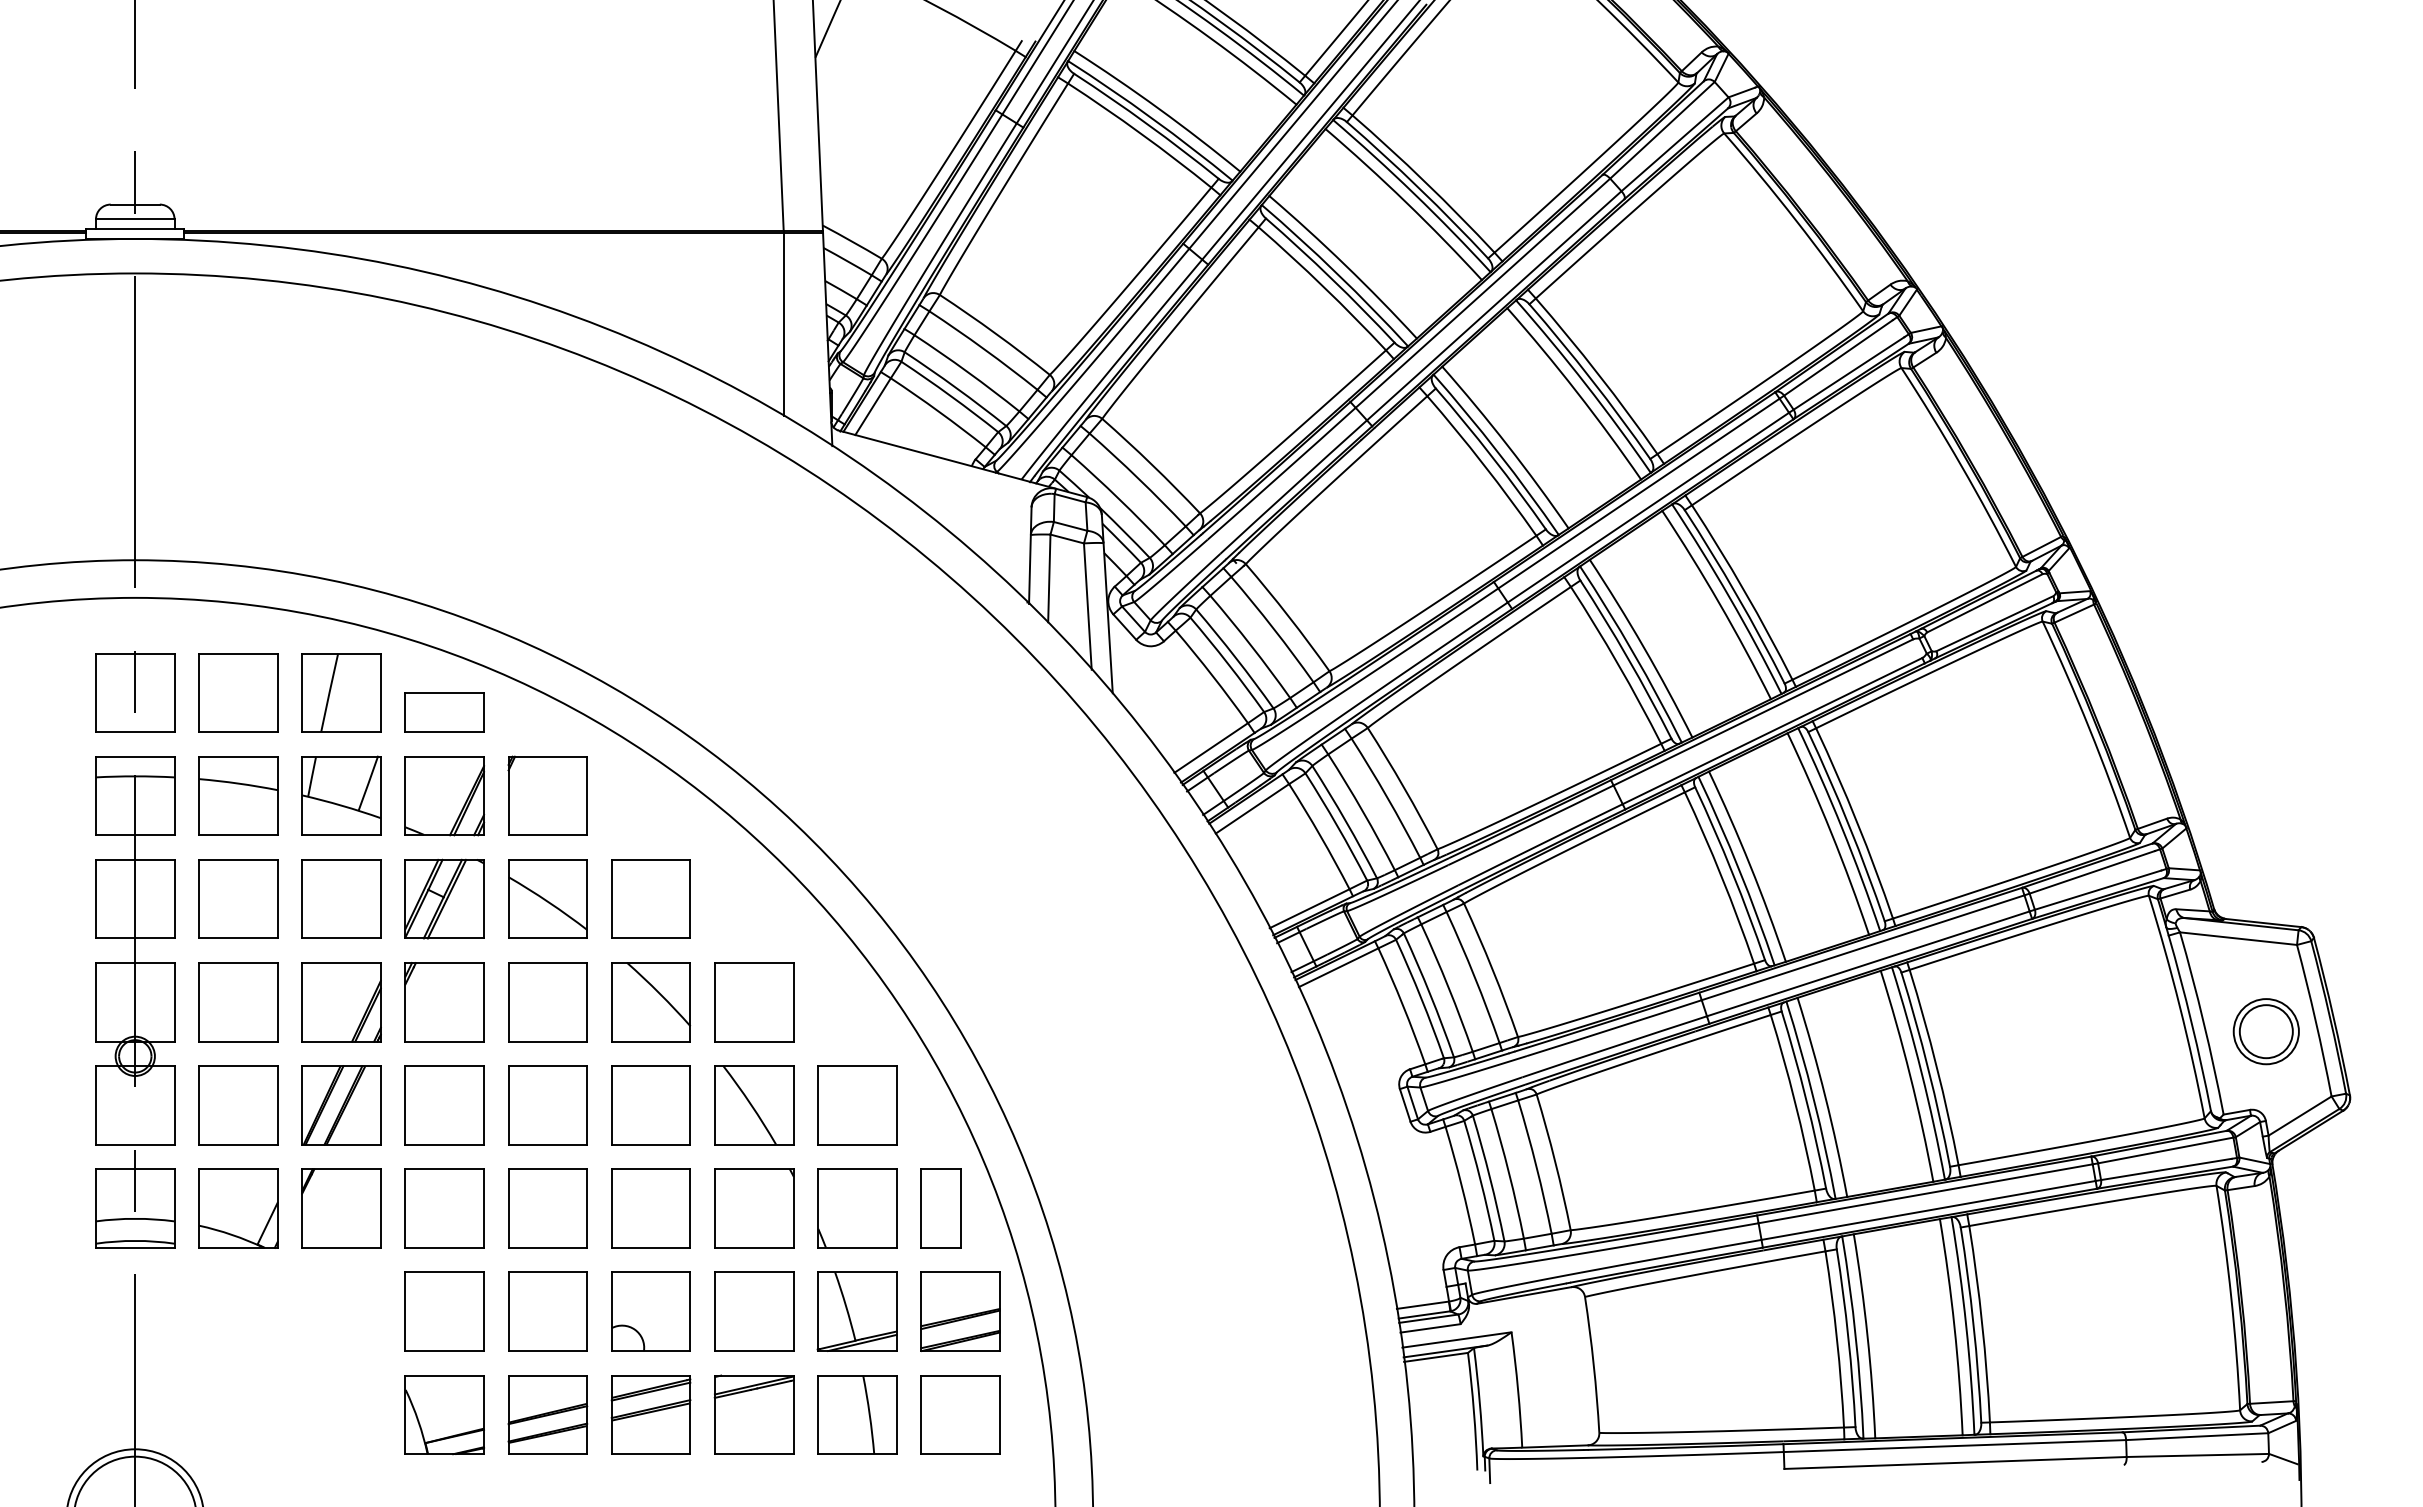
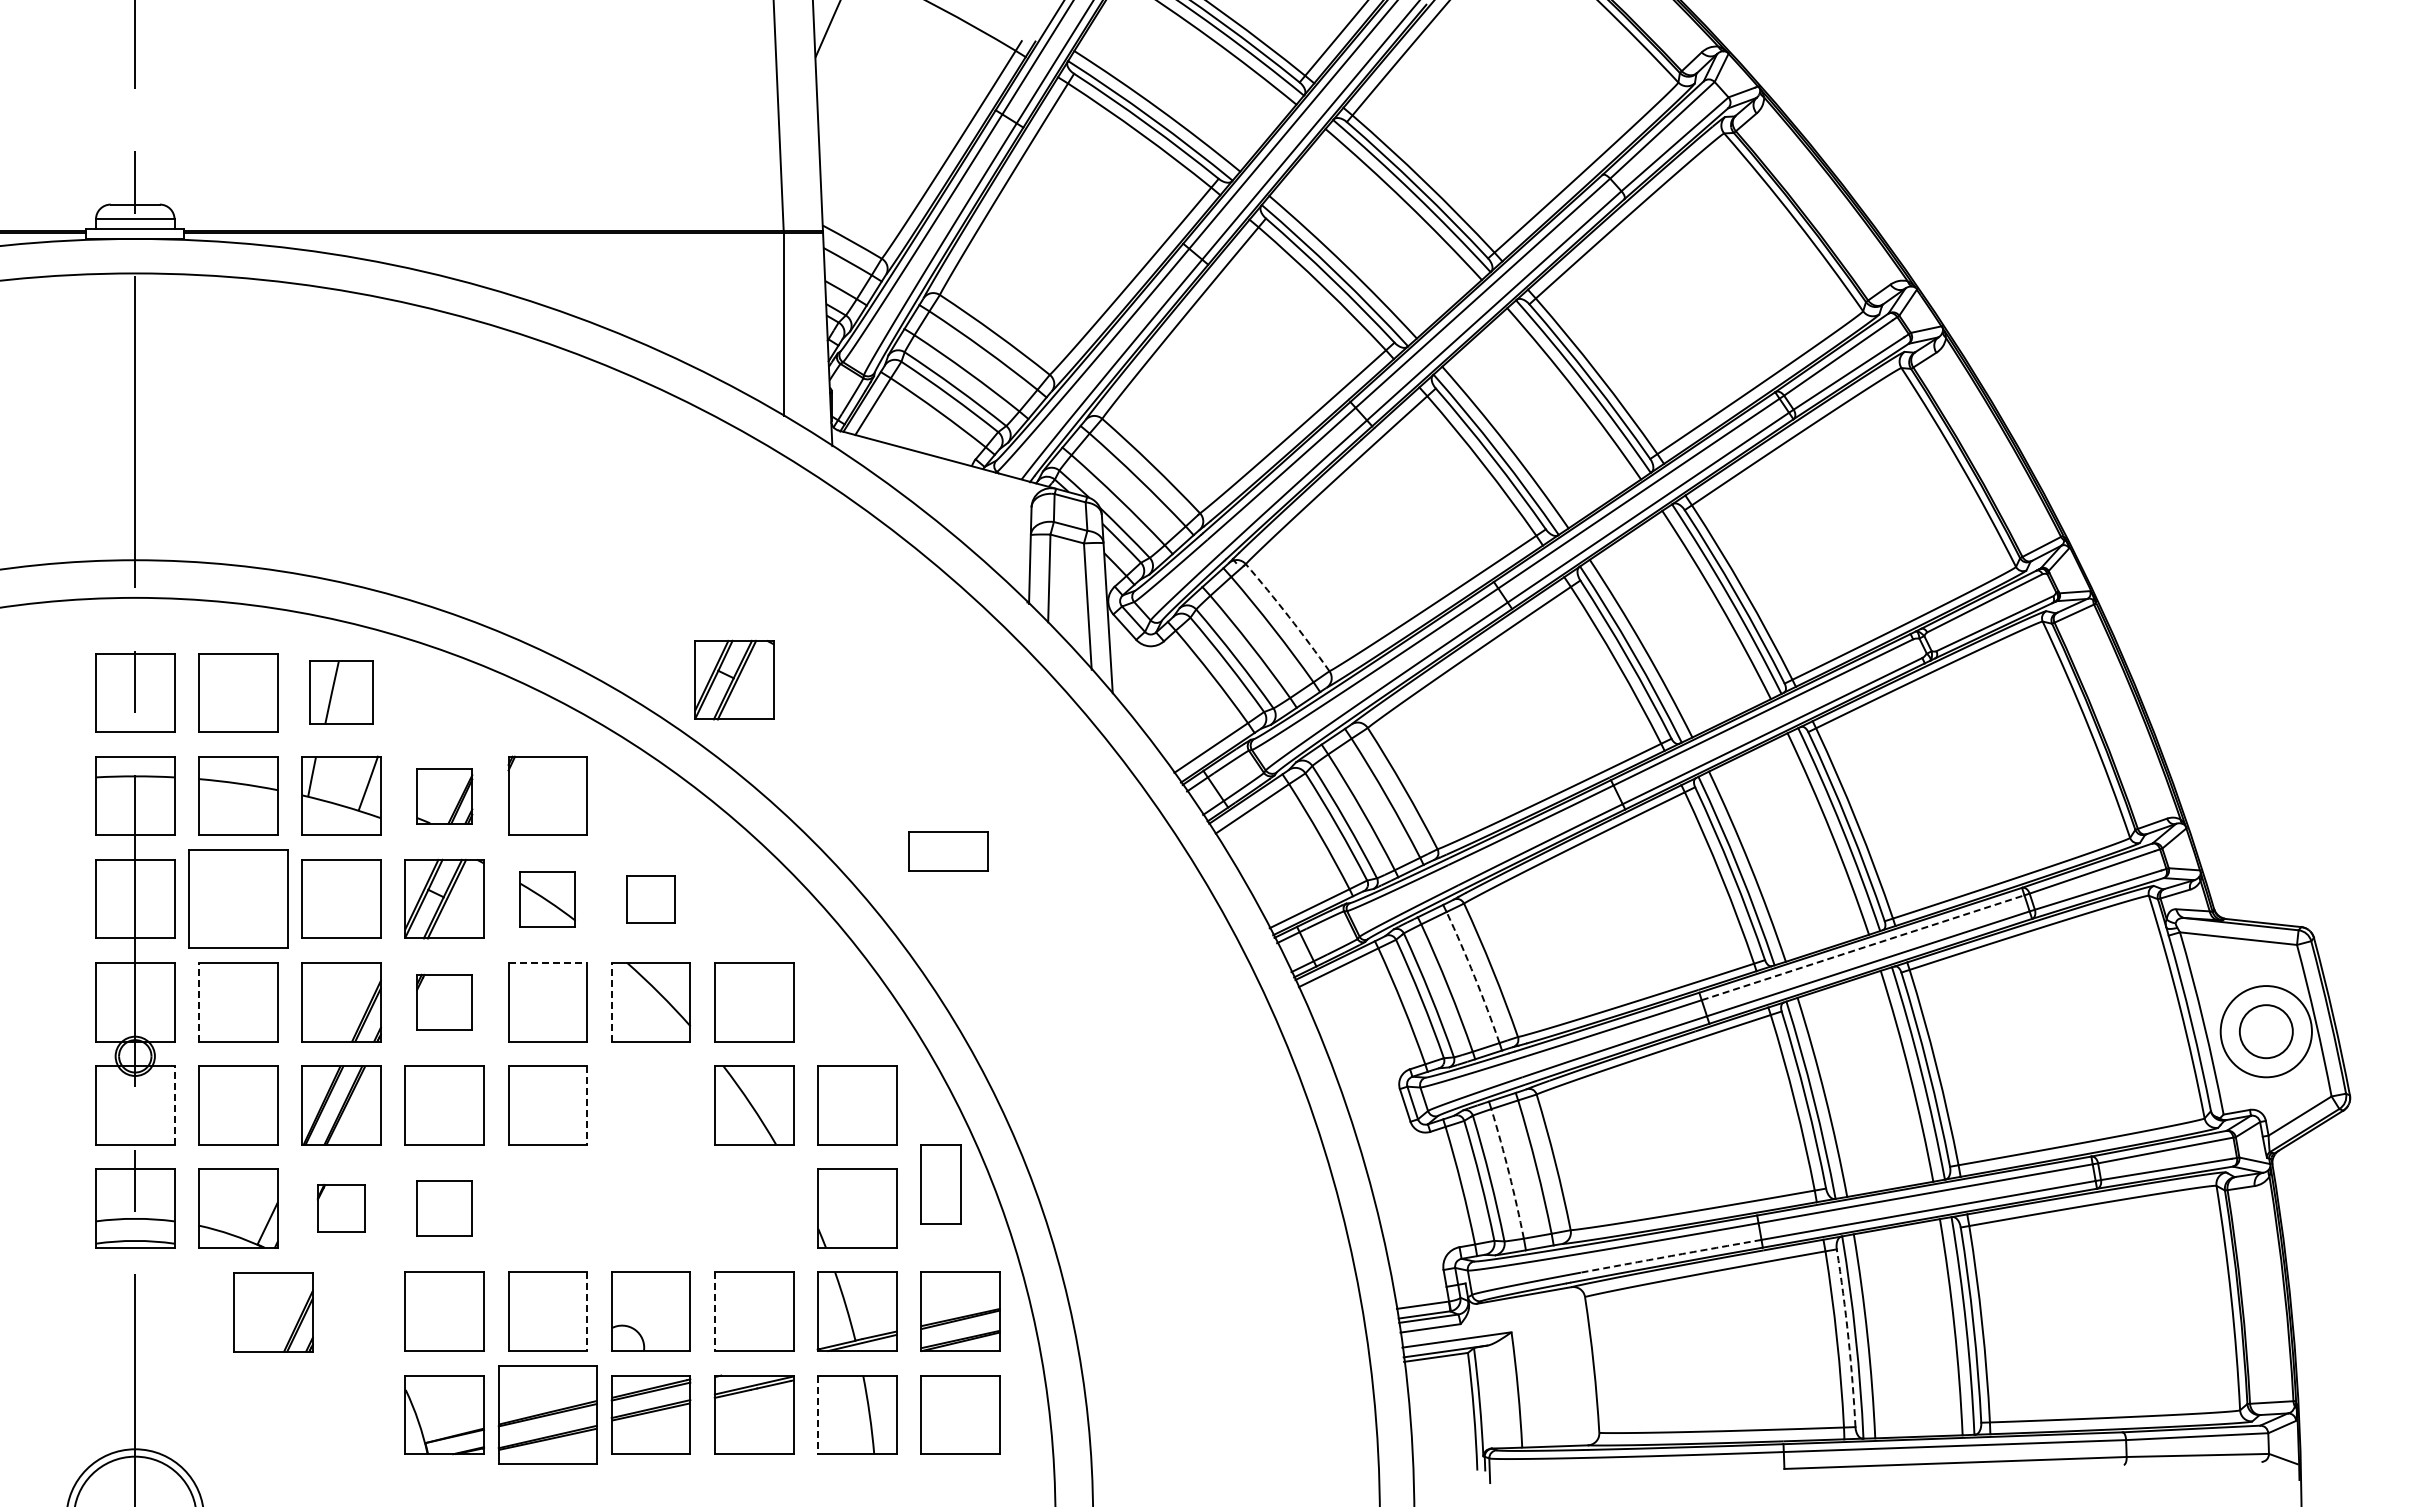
arc: solid -> dashed (1288, 616)
part: none -> present (734, 679)
part size: 81x80 px -> 65x65 px (341, 692)
part position: (444, 712) -> (948, 851) (948, 851)
part size: 82x81 px -> 58x57 px (444, 796)
part size: 81x80 px -> 101x100 px (238, 898)
part size: 80x80 px -> 57x57 px (547, 899)
part size: 80x80 px -> 50x49 px (650, 899)
line: solid -> dashed (1863, 947)
line: solid -> dashed (548, 963)
arc: solid -> dashed (1474, 976)
line: solid -> dashed (199, 1001)
line: solid -> dashed (611, 1001)
part size: 81x81 px -> 57x58 px (444, 1001)
circle diameter: 65 px -> 91 px (2265, 1031)
line: solid -> dashed (174, 1104)
line: solid -> dashed (587, 1105)
part: present -> none (650, 1105)
arc: solid -> dashed (1509, 1173)
part size: 81x81 px -> 49x49 px (341, 1208)
part size: 81x81 px -> 57x57 px (444, 1208)
part: present -> none (547, 1208)
part: present -> none (650, 1208)
part: present -> none (754, 1208)
part position: (940, 1208) -> (940, 1184) (940, 1184)
arc: solid -> dashed (1671, 1256)
part: none -> present (273, 1312)
line: solid -> dashed (587, 1312)
line: solid -> dashed (714, 1312)
arc: solid -> dashed (1848, 1338)
part size: 82x80 px -> 101x100 px (547, 1414)
line: solid -> dashed (818, 1415)
